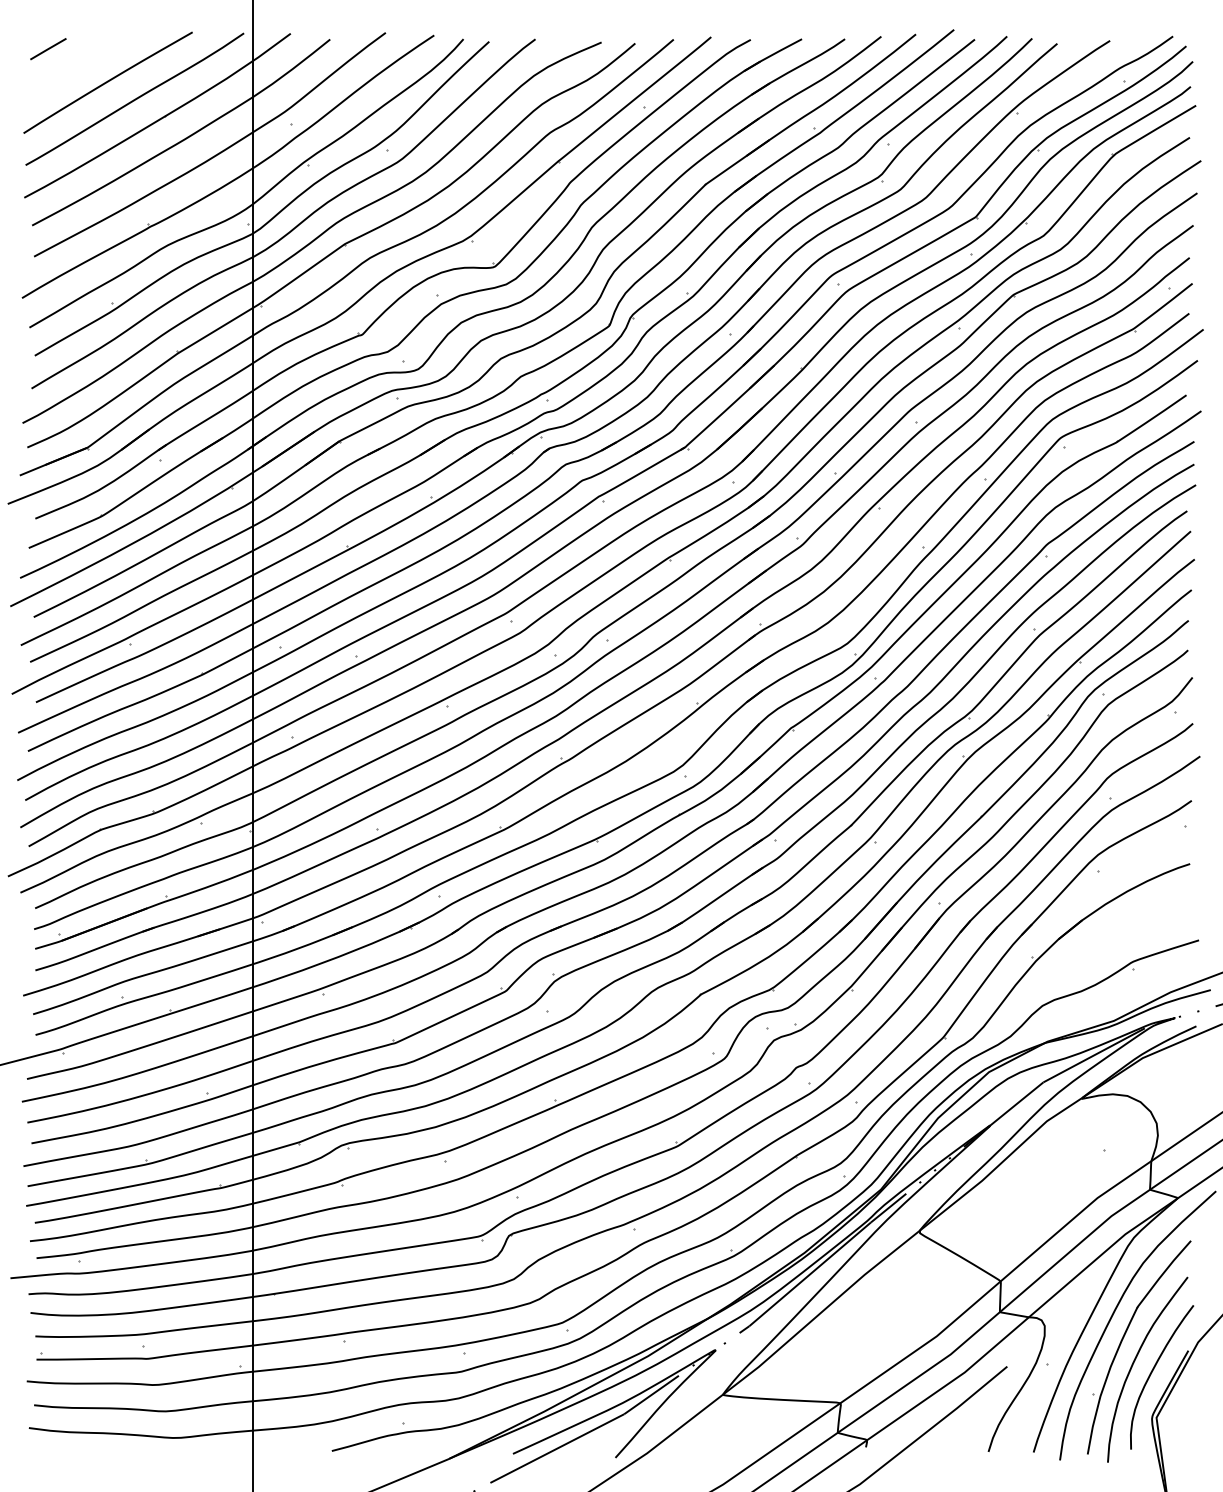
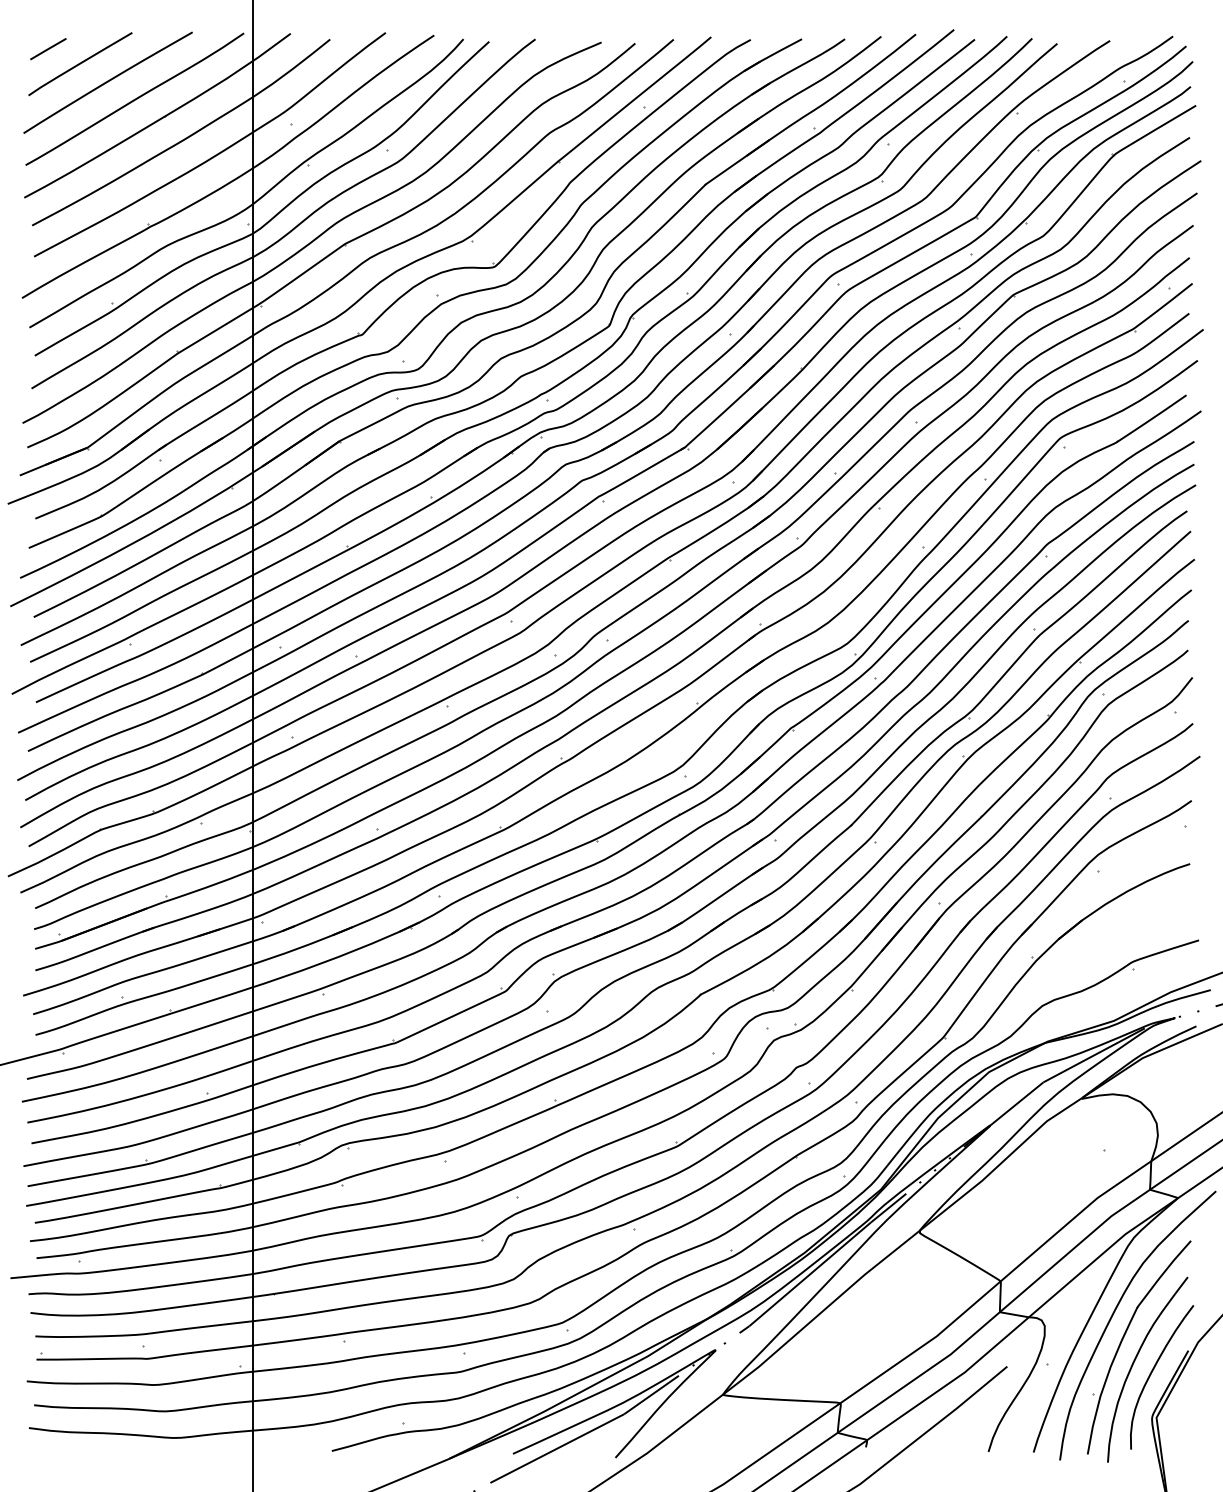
line: none -> present (80, 64)
